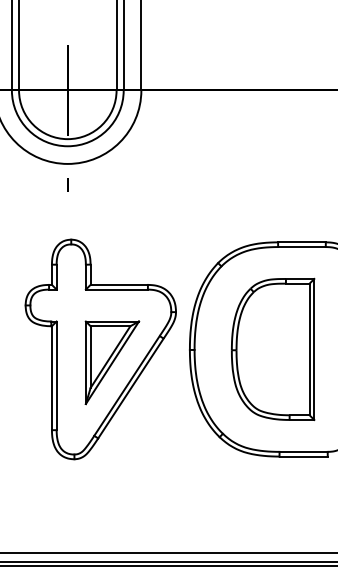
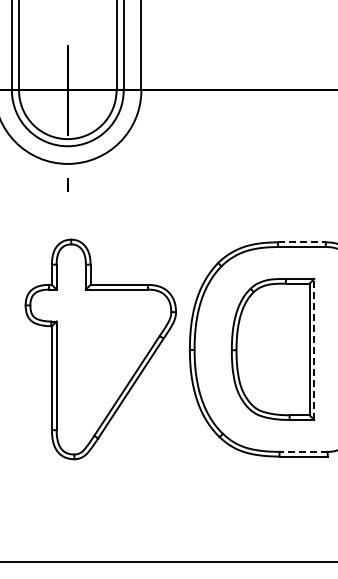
line: solid -> dashed (301, 242)
line: solid -> dashed (314, 349)
part: present -> none (112, 362)
line: solid -> dashed (303, 451)
line: present -> none (168, 552)
line: present -> none (168, 566)
